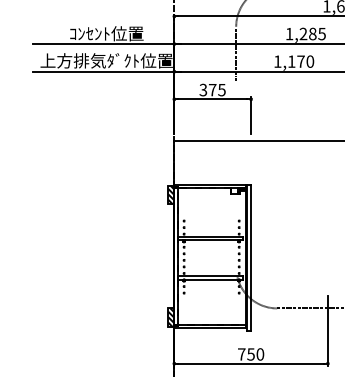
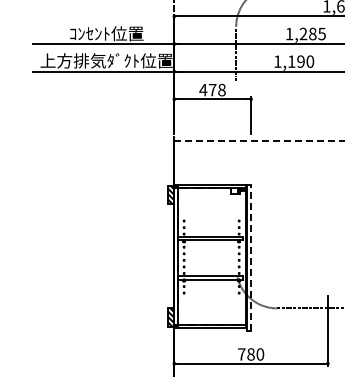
text: 1,170 -> 1,190 (300, 61)
text: 375 -> 478 (212, 89)
line: solid -> dashed (259, 141)
line: solid -> dashed (251, 257)
text: 750 -> 780 (250, 354)
